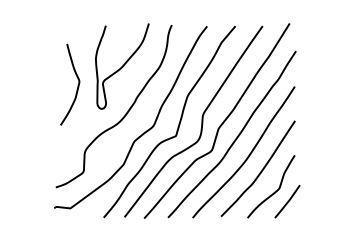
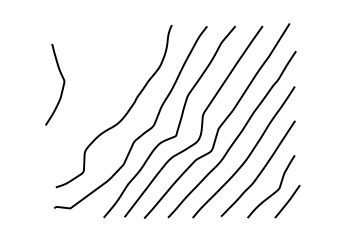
curve: present -> none (122, 66)
curve position: (77, 85) -> (62, 85) (62, 85)
